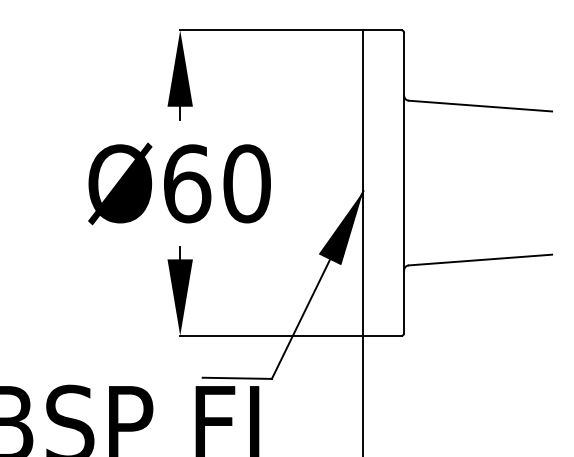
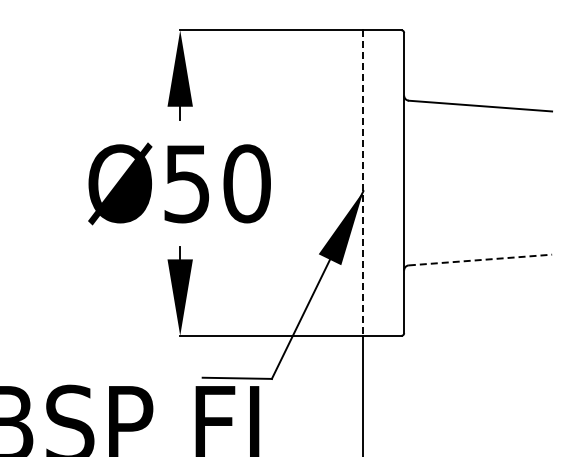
text: Ø60 -> Ø50 (187, 183)
line: solid -> dashed (363, 183)
line: solid -> dashed (480, 260)
